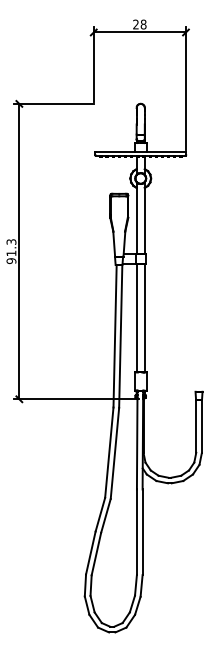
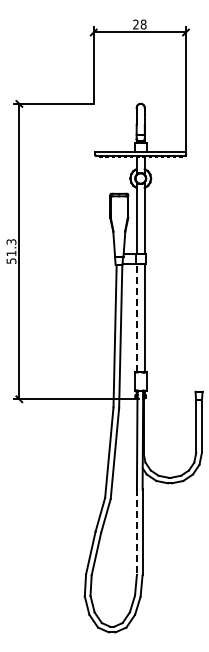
text: 91.3 -> 51.3 (11, 261)
line: solid -> dashed (136, 317)
line: solid -> dashed (136, 532)
